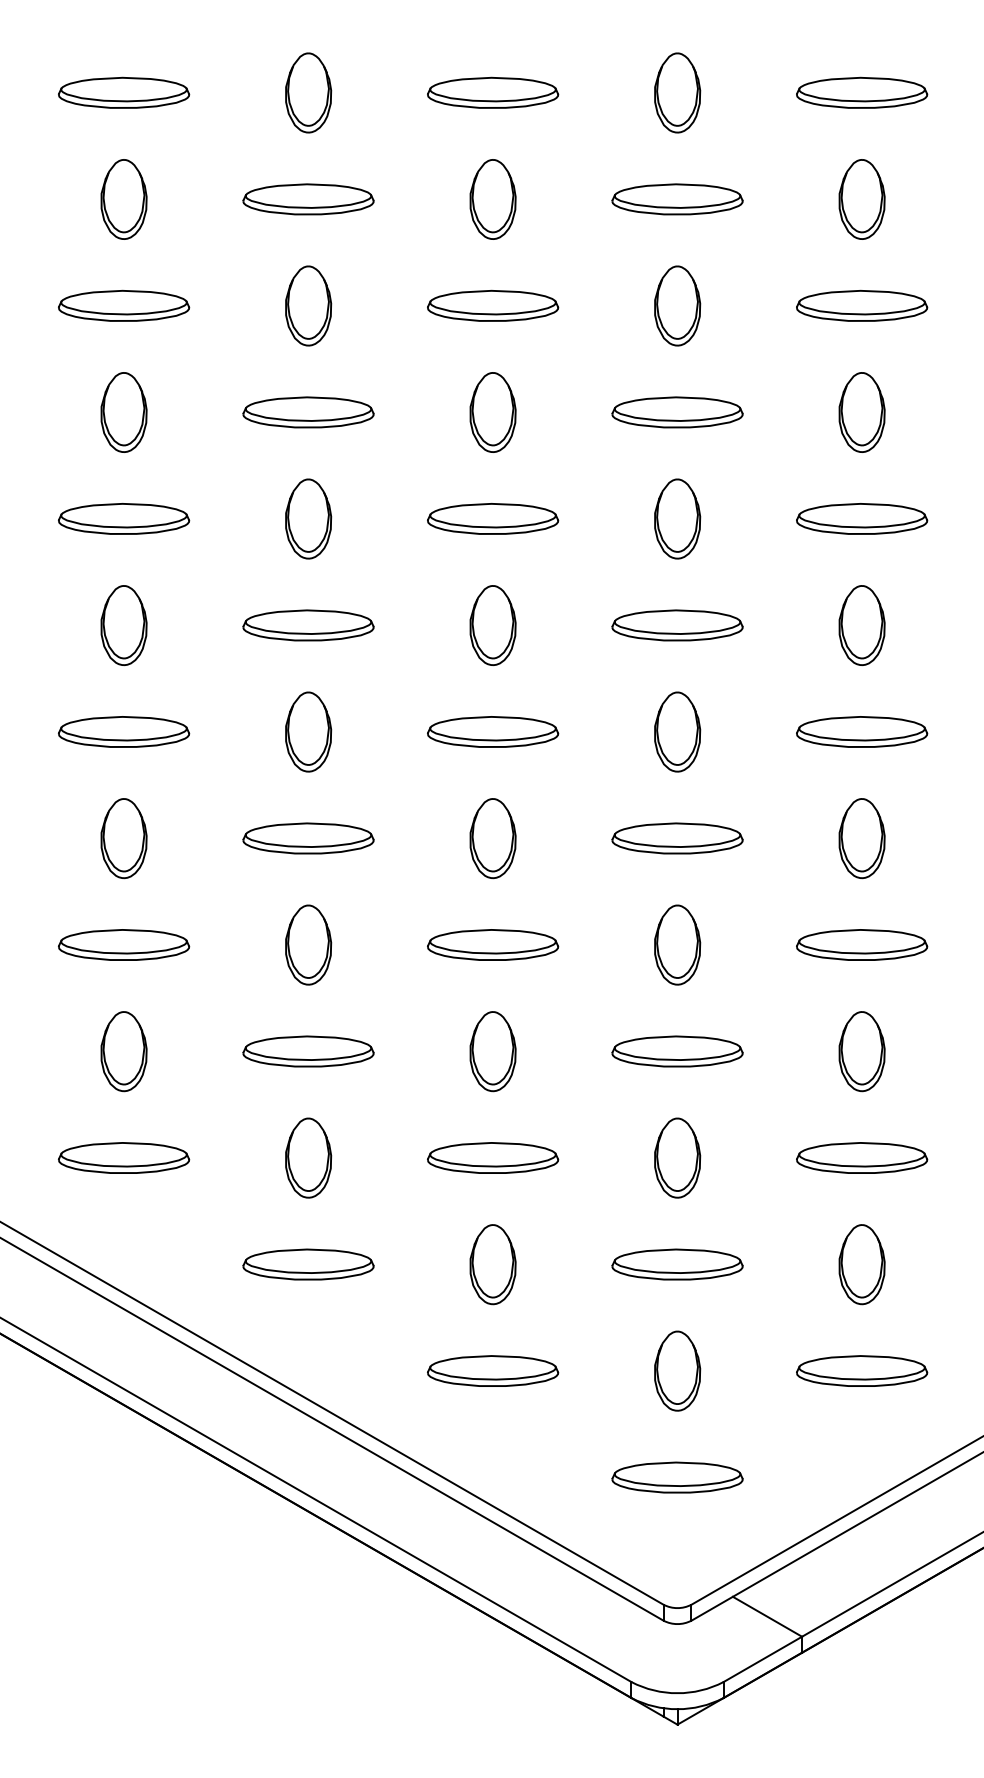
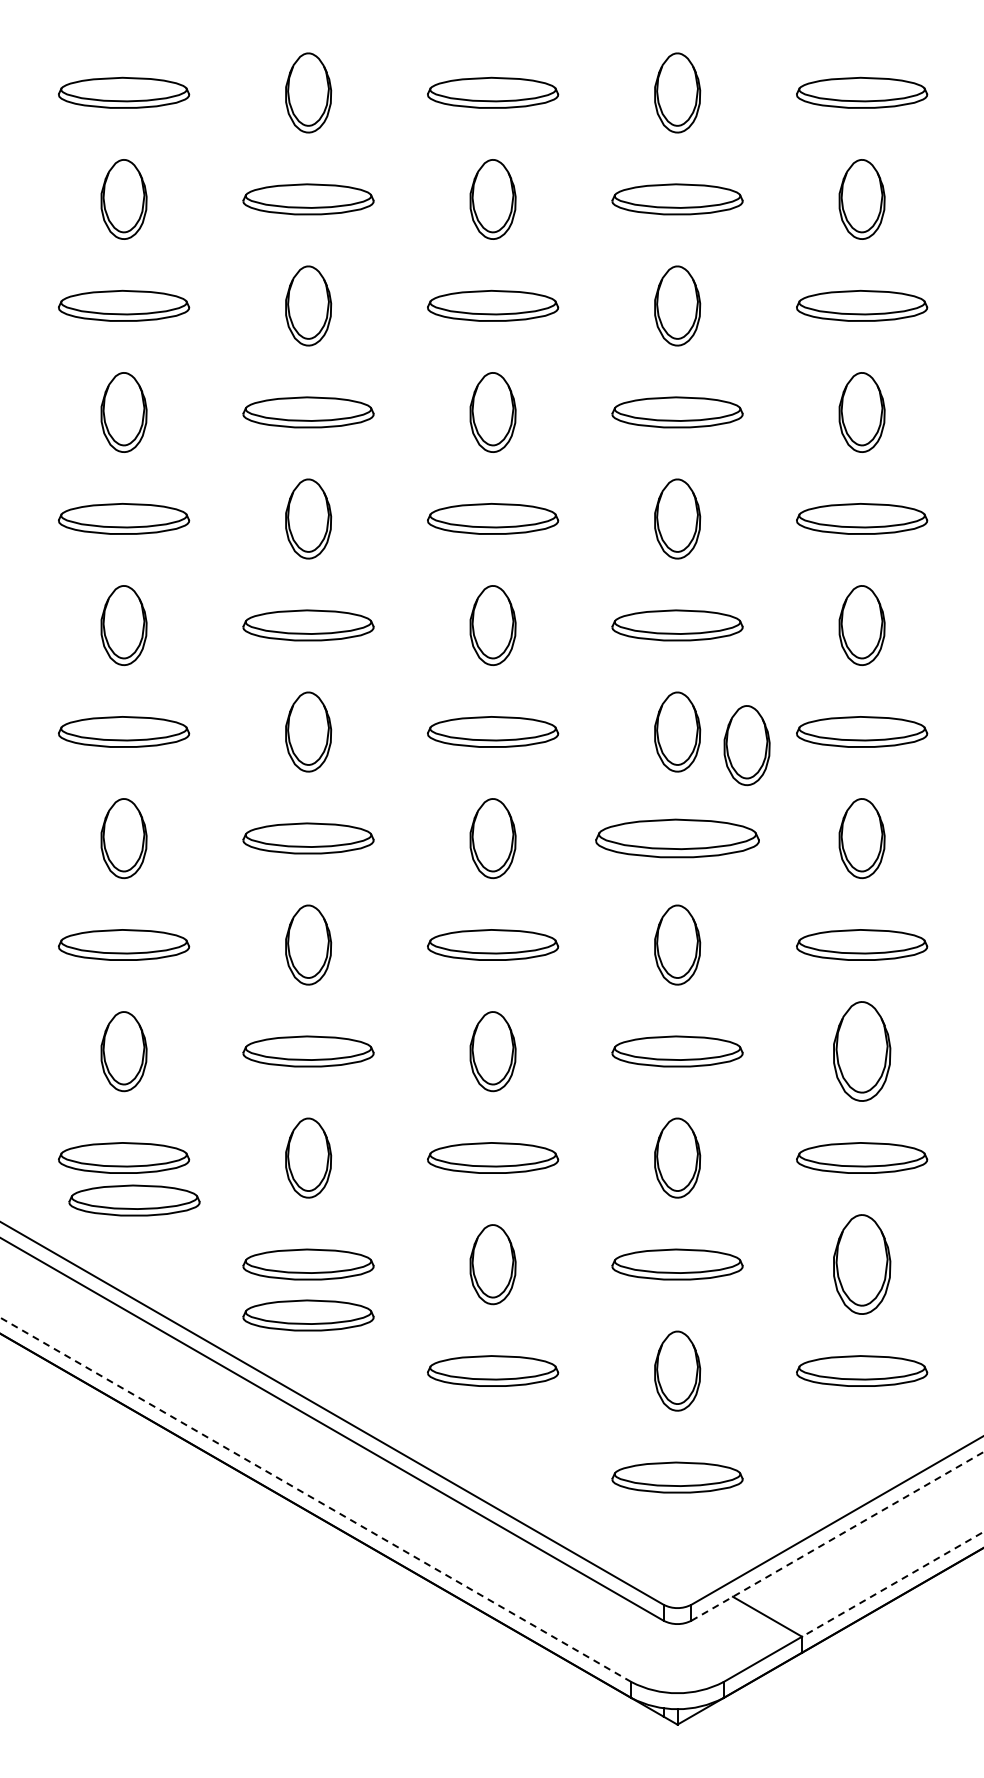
part: none -> present (746, 745)
part size: 133x33 px -> 165x41 px (677, 838)
part size: 48x82 px -> 59x101 px (862, 1051)
part: none -> present (134, 1200)
part size: 48x82 px -> 59x101 px (862, 1264)
part: none -> present (308, 1315)
line: solid -> dashed (315, 1499)
line: solid -> dashed (837, 1536)
line: solid -> dashed (892, 1584)
